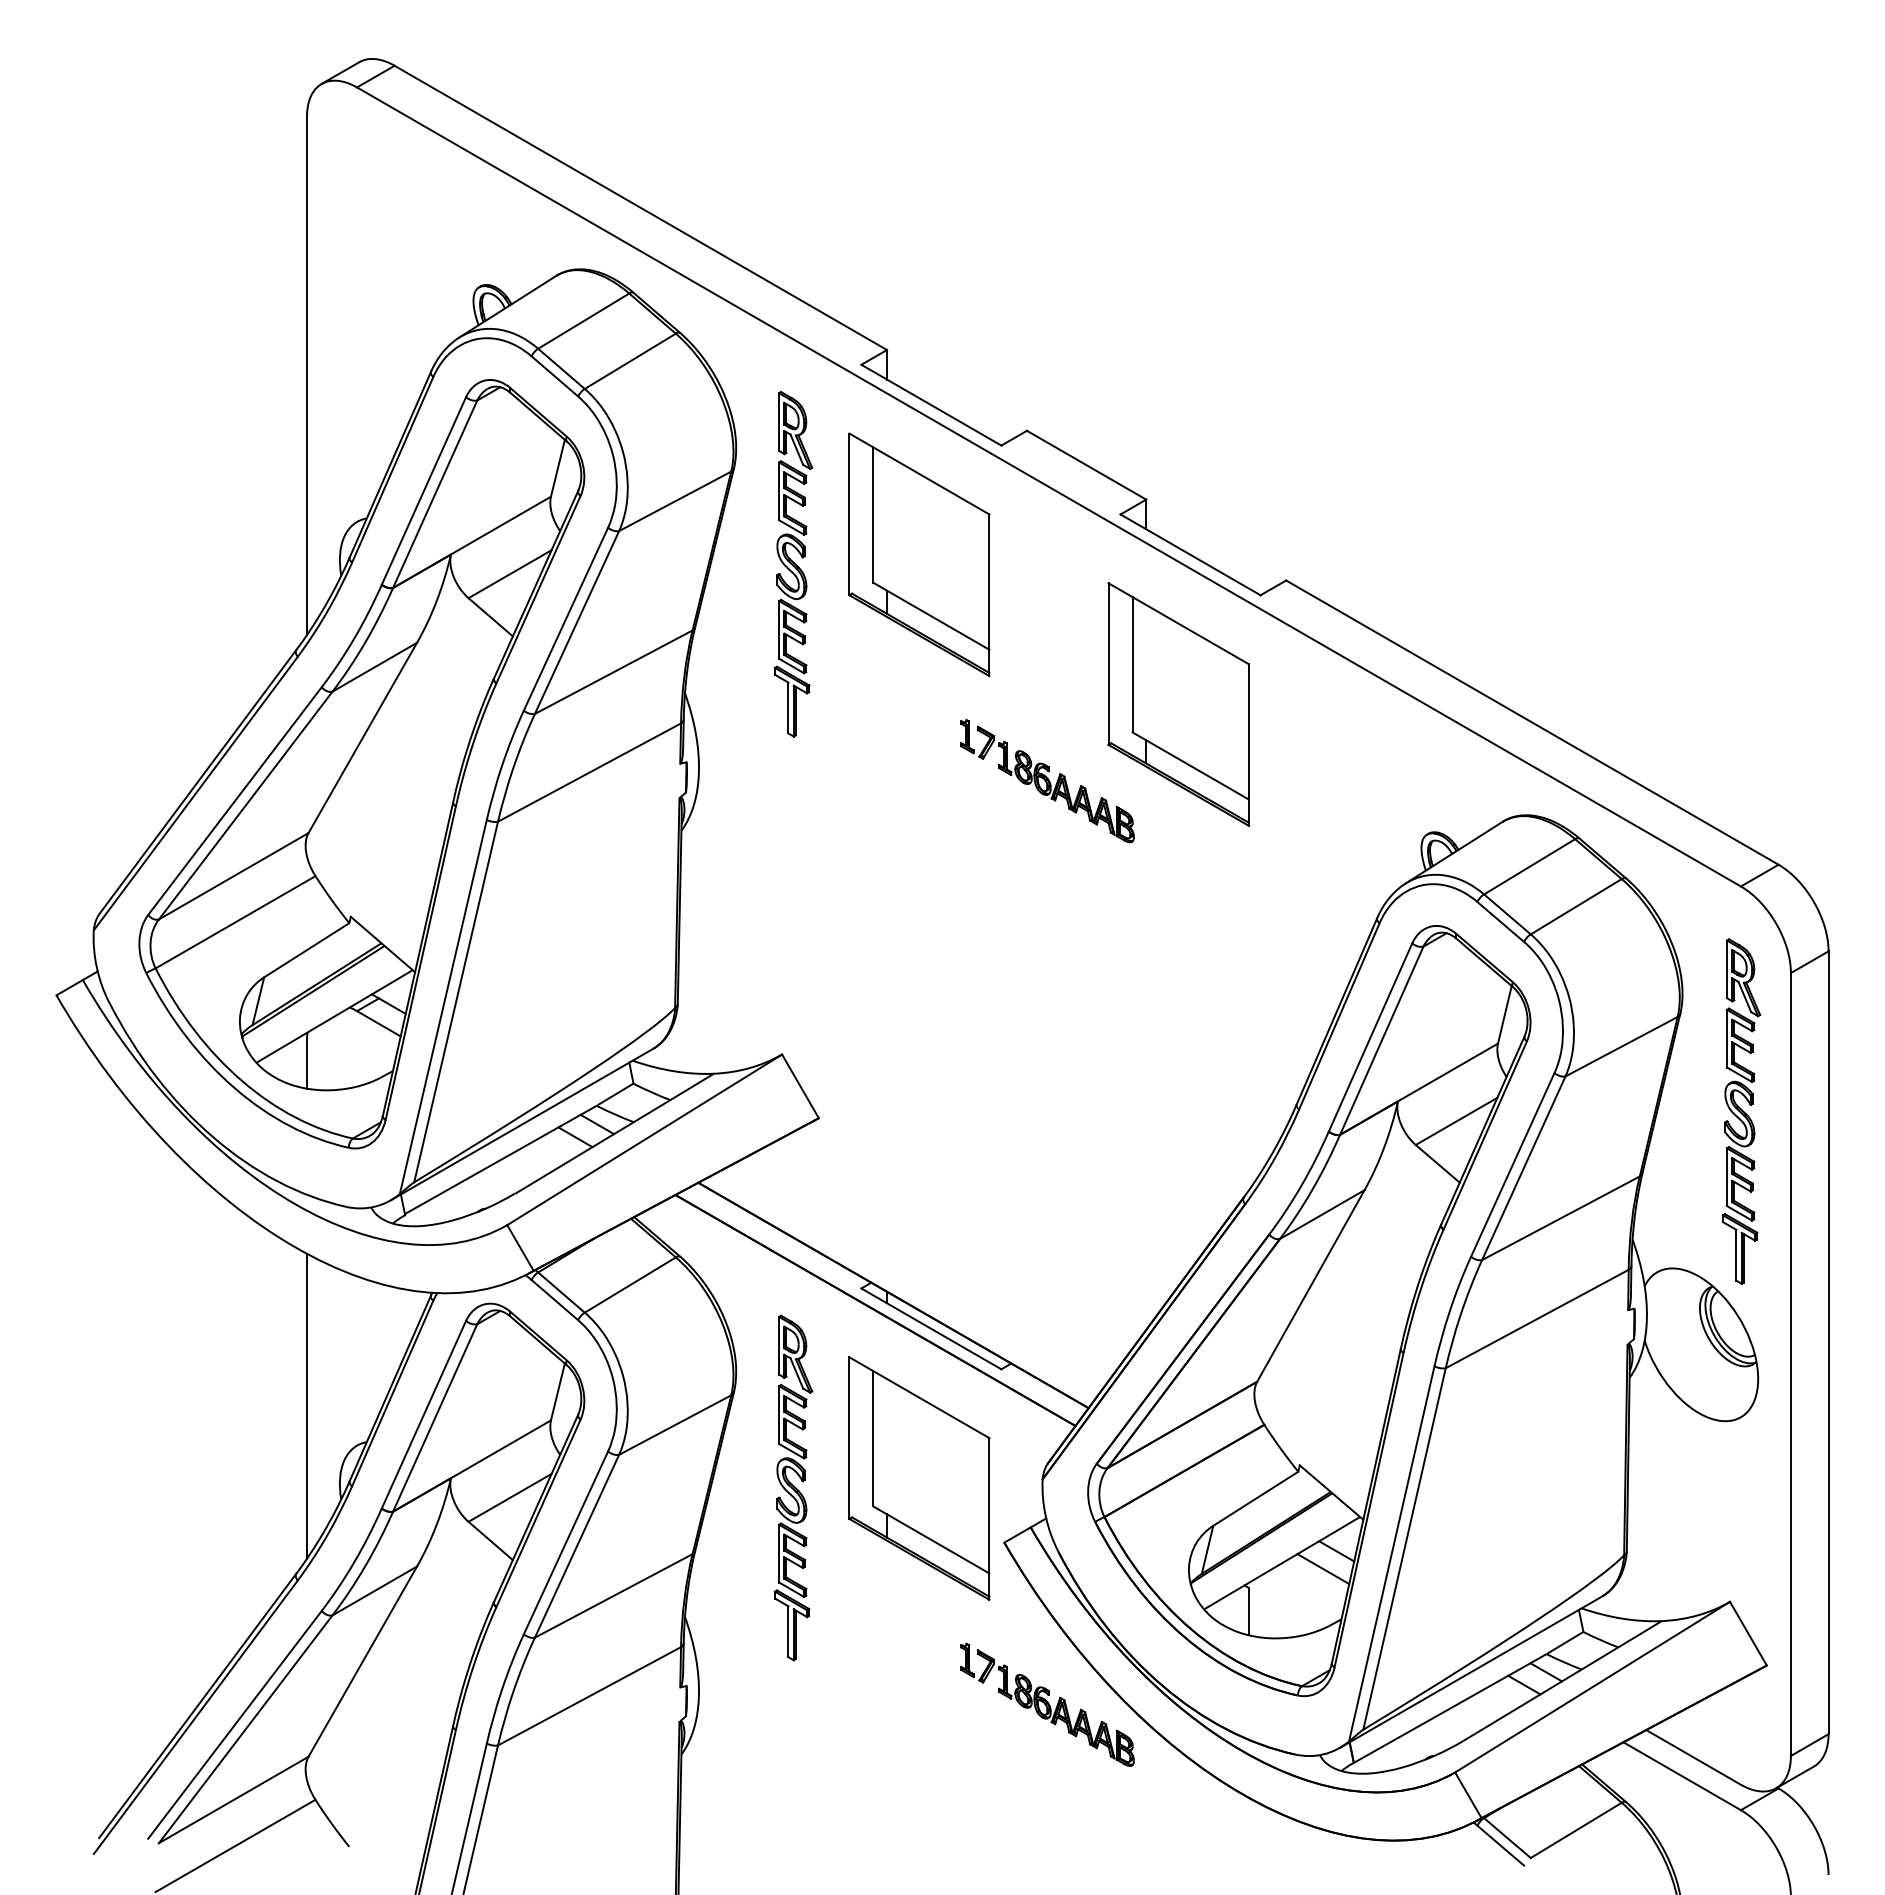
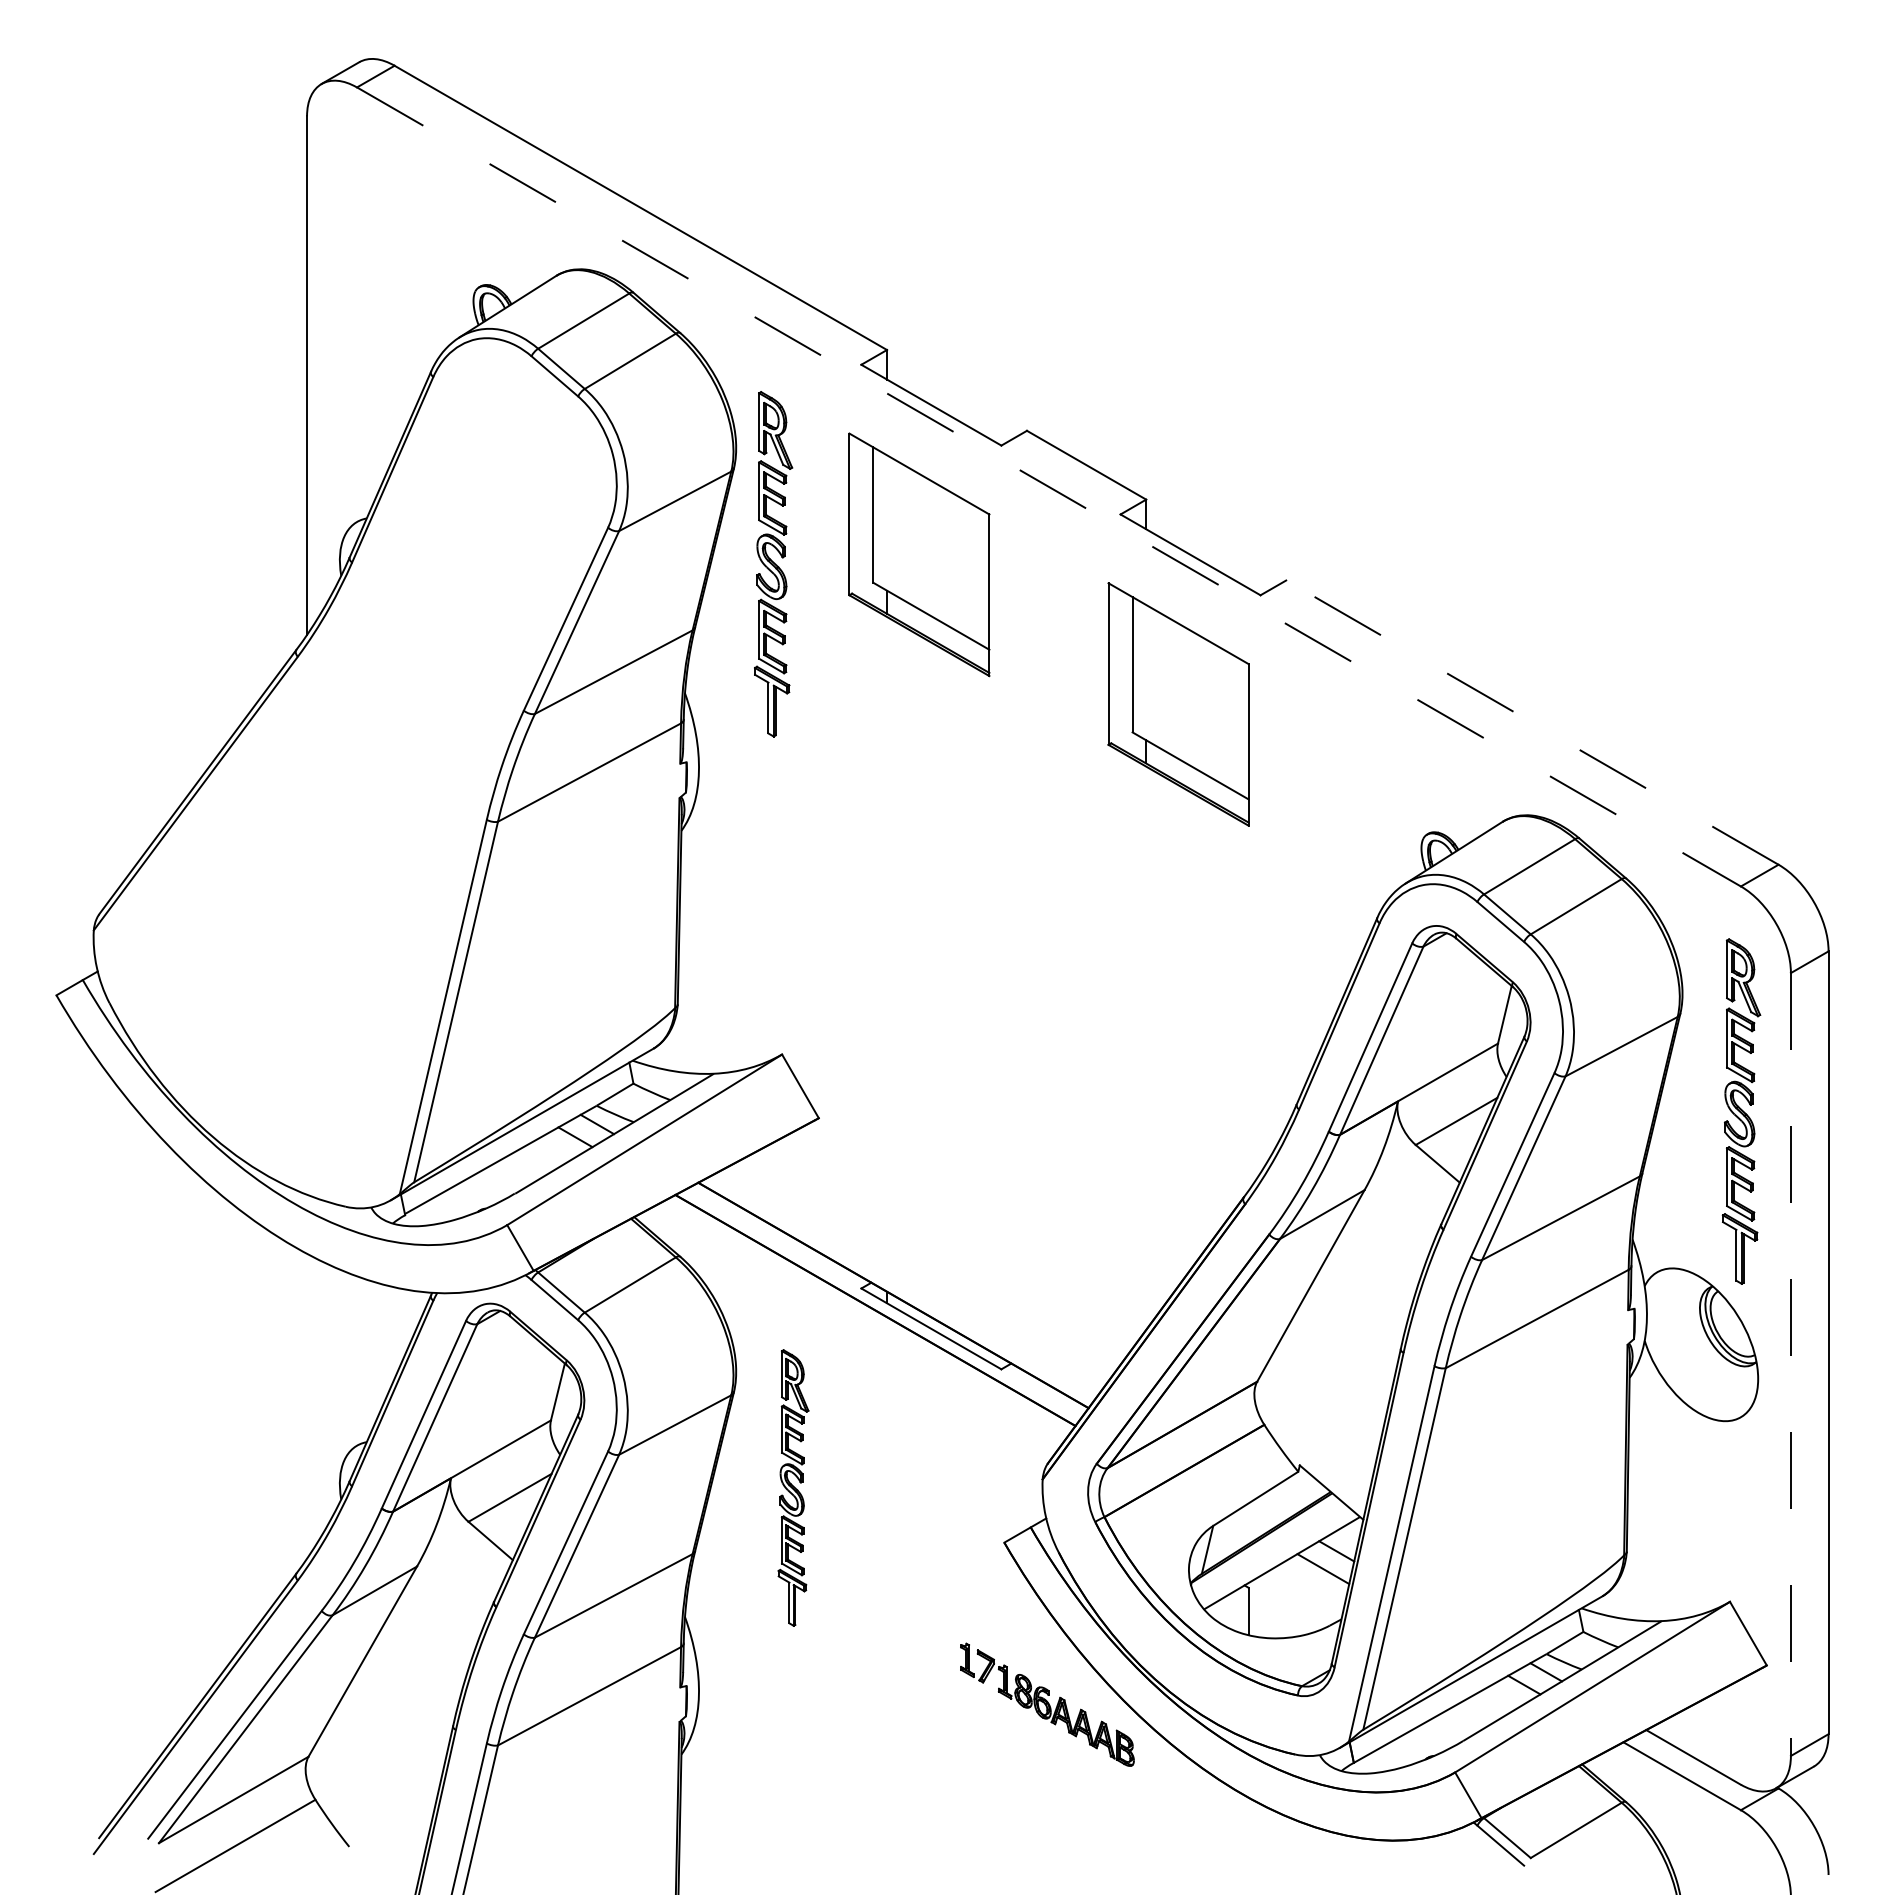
line: solid -> dashed (1048, 486)
part position: (793, 564) -> (773, 564) (773, 564)
line: solid -> dashed (1531, 722)
part: present -> none (361, 764)
part: present -> none (1047, 780)
line: solid -> dashed (1790, 1364)
line: present -> none (307, 1405)
part: present -> none (919, 1478)
part size: 41x348 px -> 33x278 px (793, 1487)
